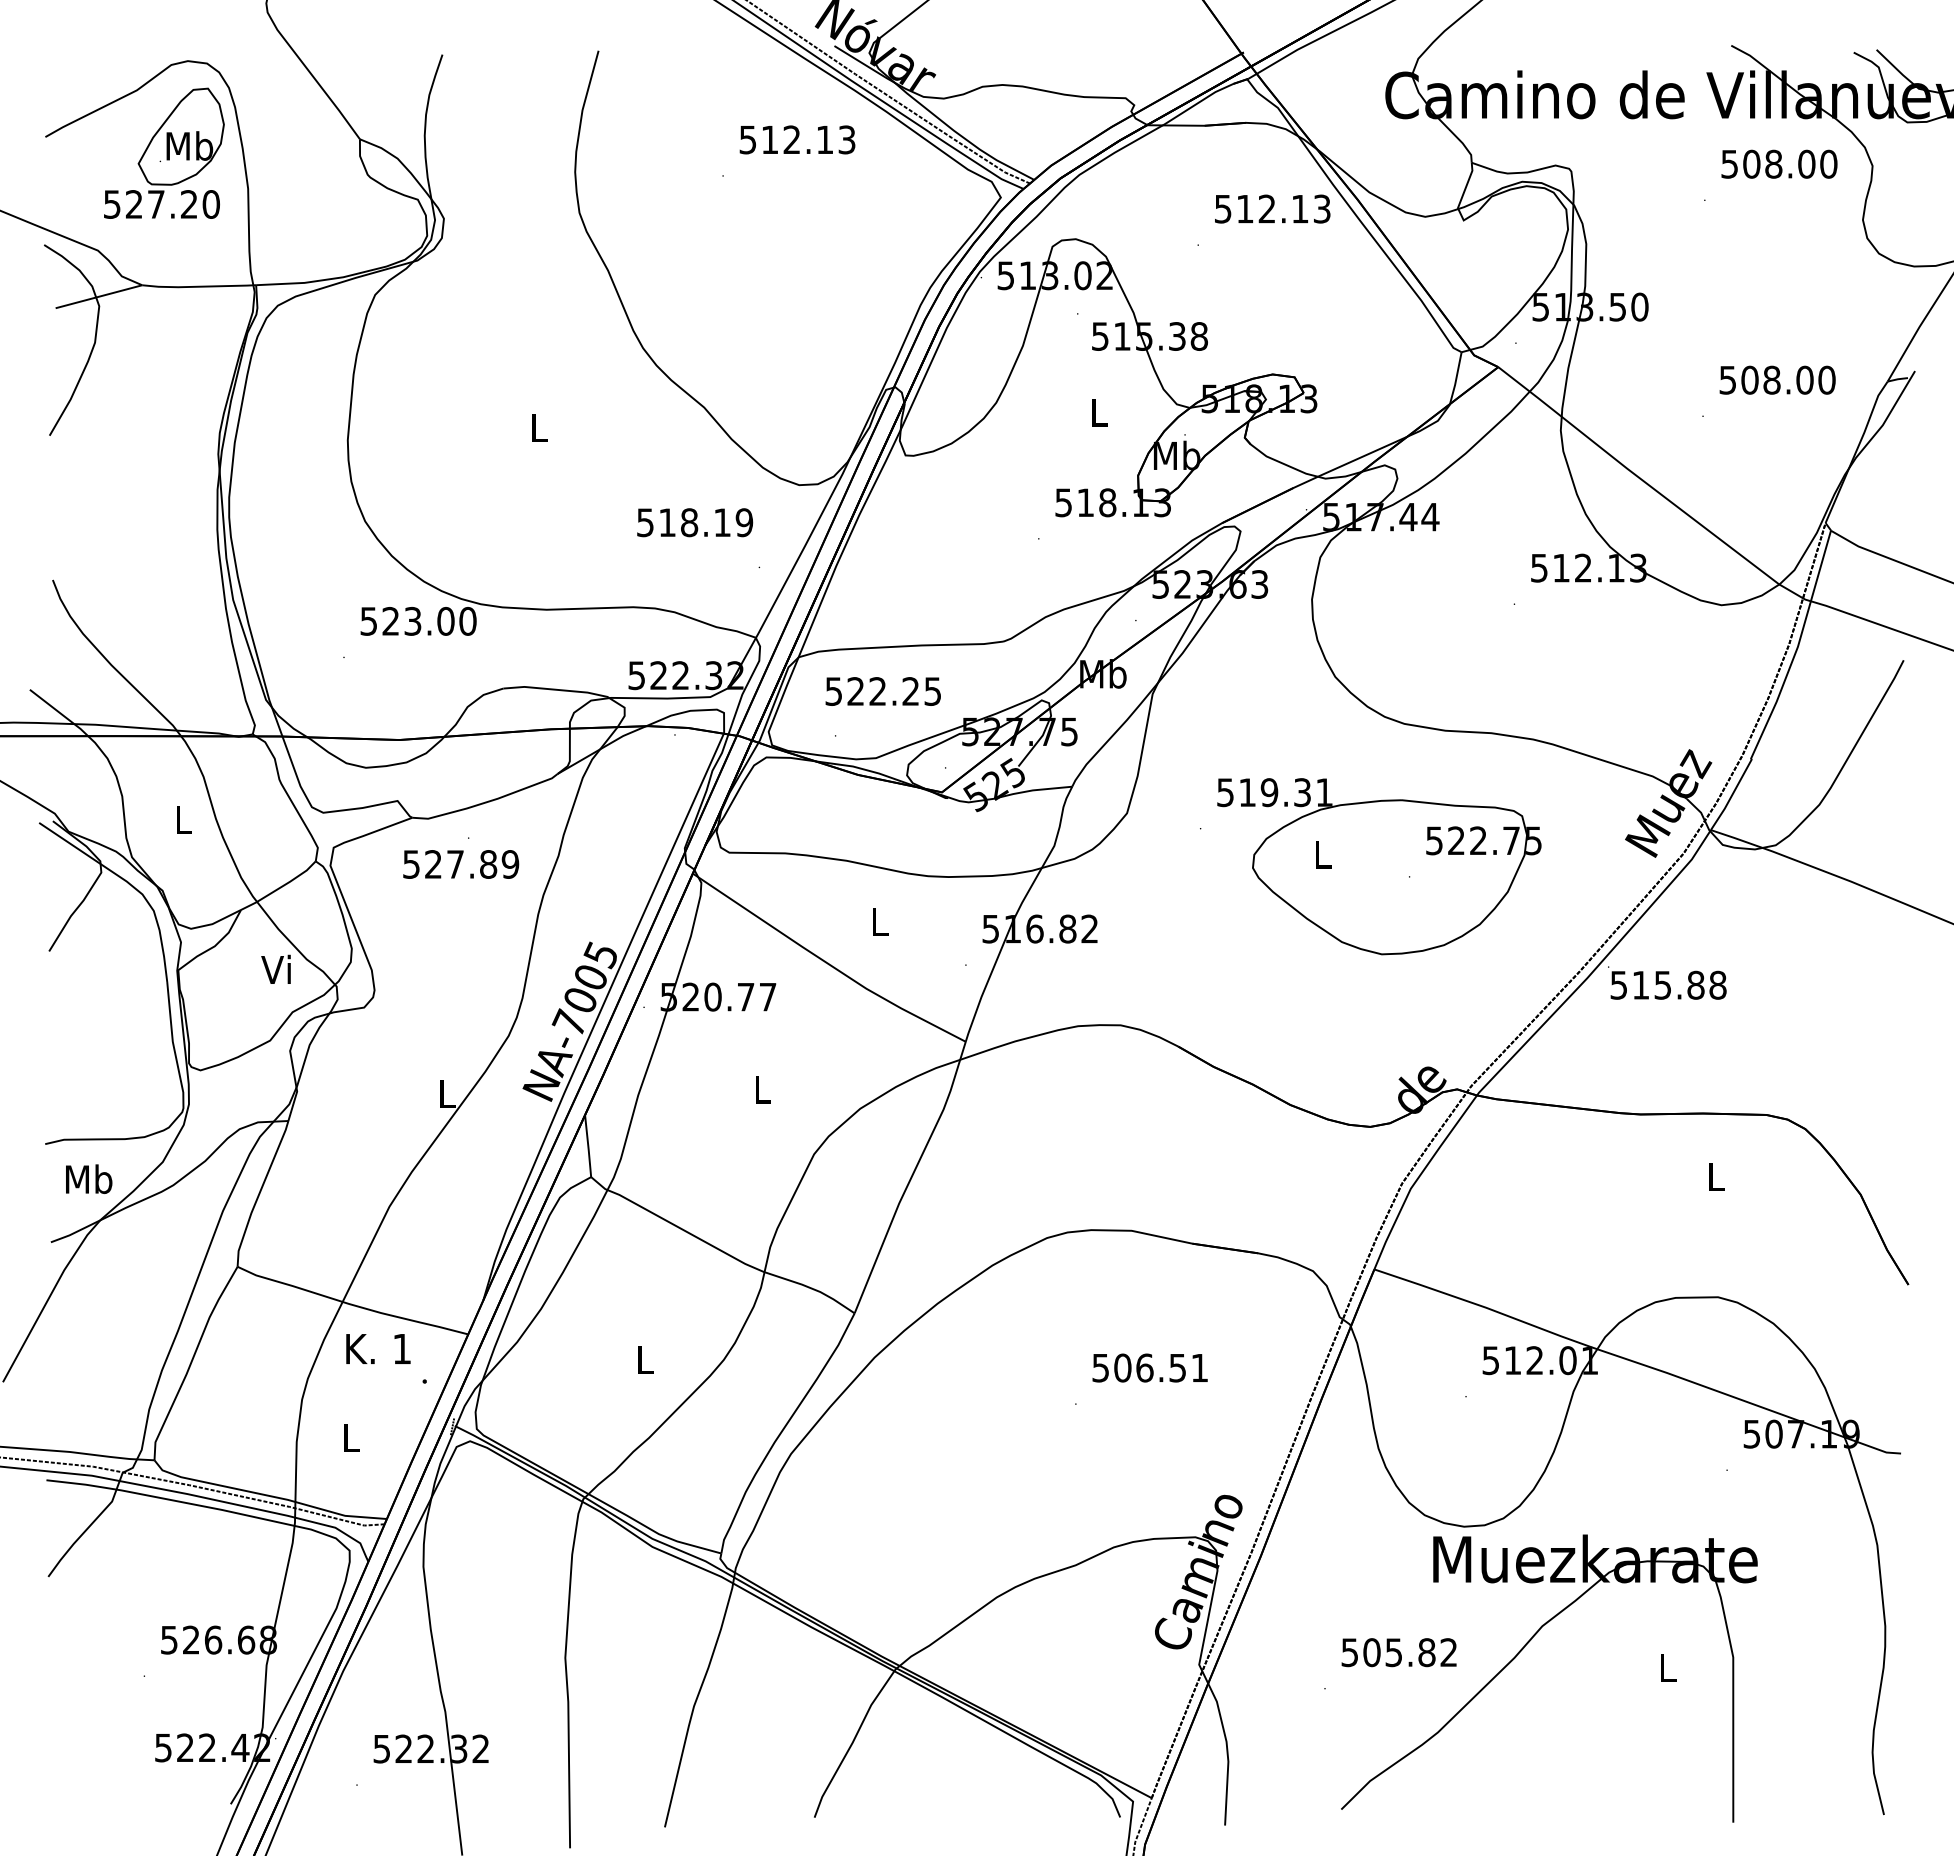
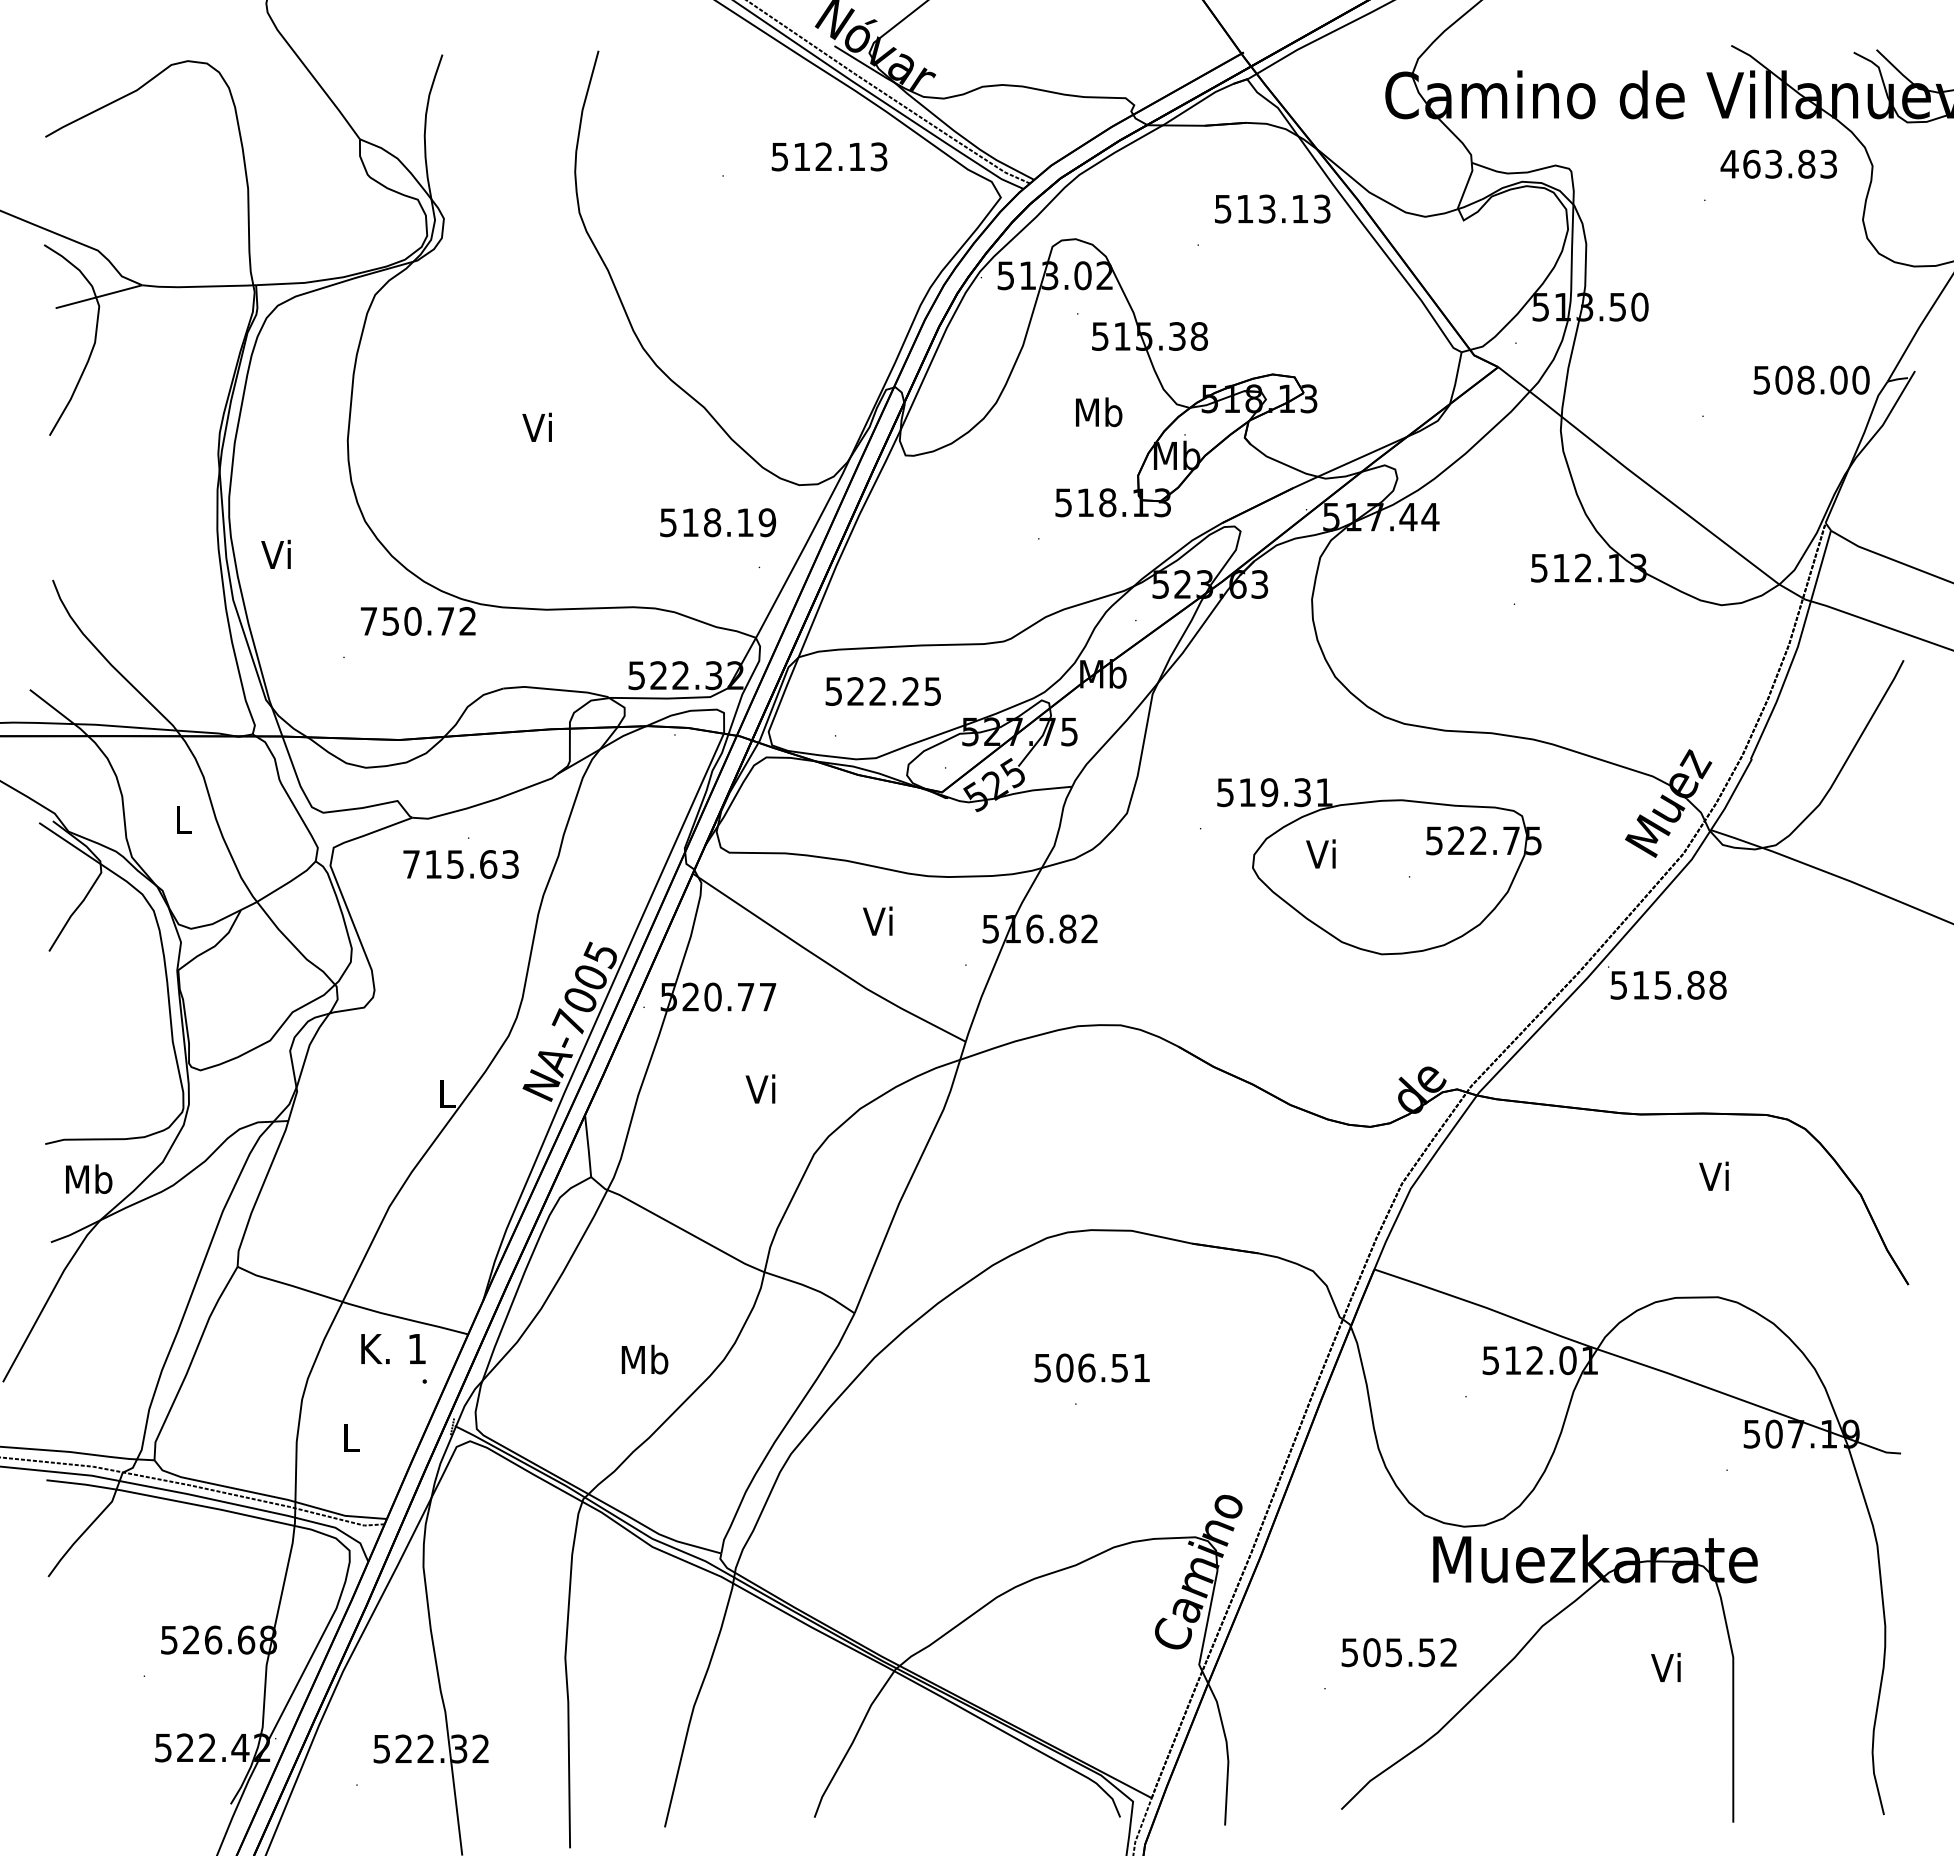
text position: (797, 139) -> (829, 156) (829, 156)
part: present -> none (164, 152)
text: 508.00 -> 463.83 (1778, 163)
text: 512.13 -> 513.13 (1266, 208)
text position: (1777, 379) -> (1811, 379) (1811, 379)
text: L -> Mb (1099, 412)
text: L -> Vi (536, 426)
text position: (695, 522) -> (718, 522) (718, 522)
text: 523.00 -> 750.72 (418, 621)
text: L -> Vi (1320, 853)
text: 527.89 -> 715.63 (461, 864)
text: L -> Vi (877, 920)
text position: (275, 968) -> (275, 553) (275, 553)
text: L -> Vi (760, 1088)
text: L -> Vi (1713, 1175)
text position: (378, 1348) -> (393, 1348) (393, 1348)
text: L -> Mb (644, 1359)
text position: (1149, 1367) -> (1091, 1367) (1091, 1367)
text: 505.82 -> 505.52 (1426, 1652)
text: L -> Vi (1665, 1667)
